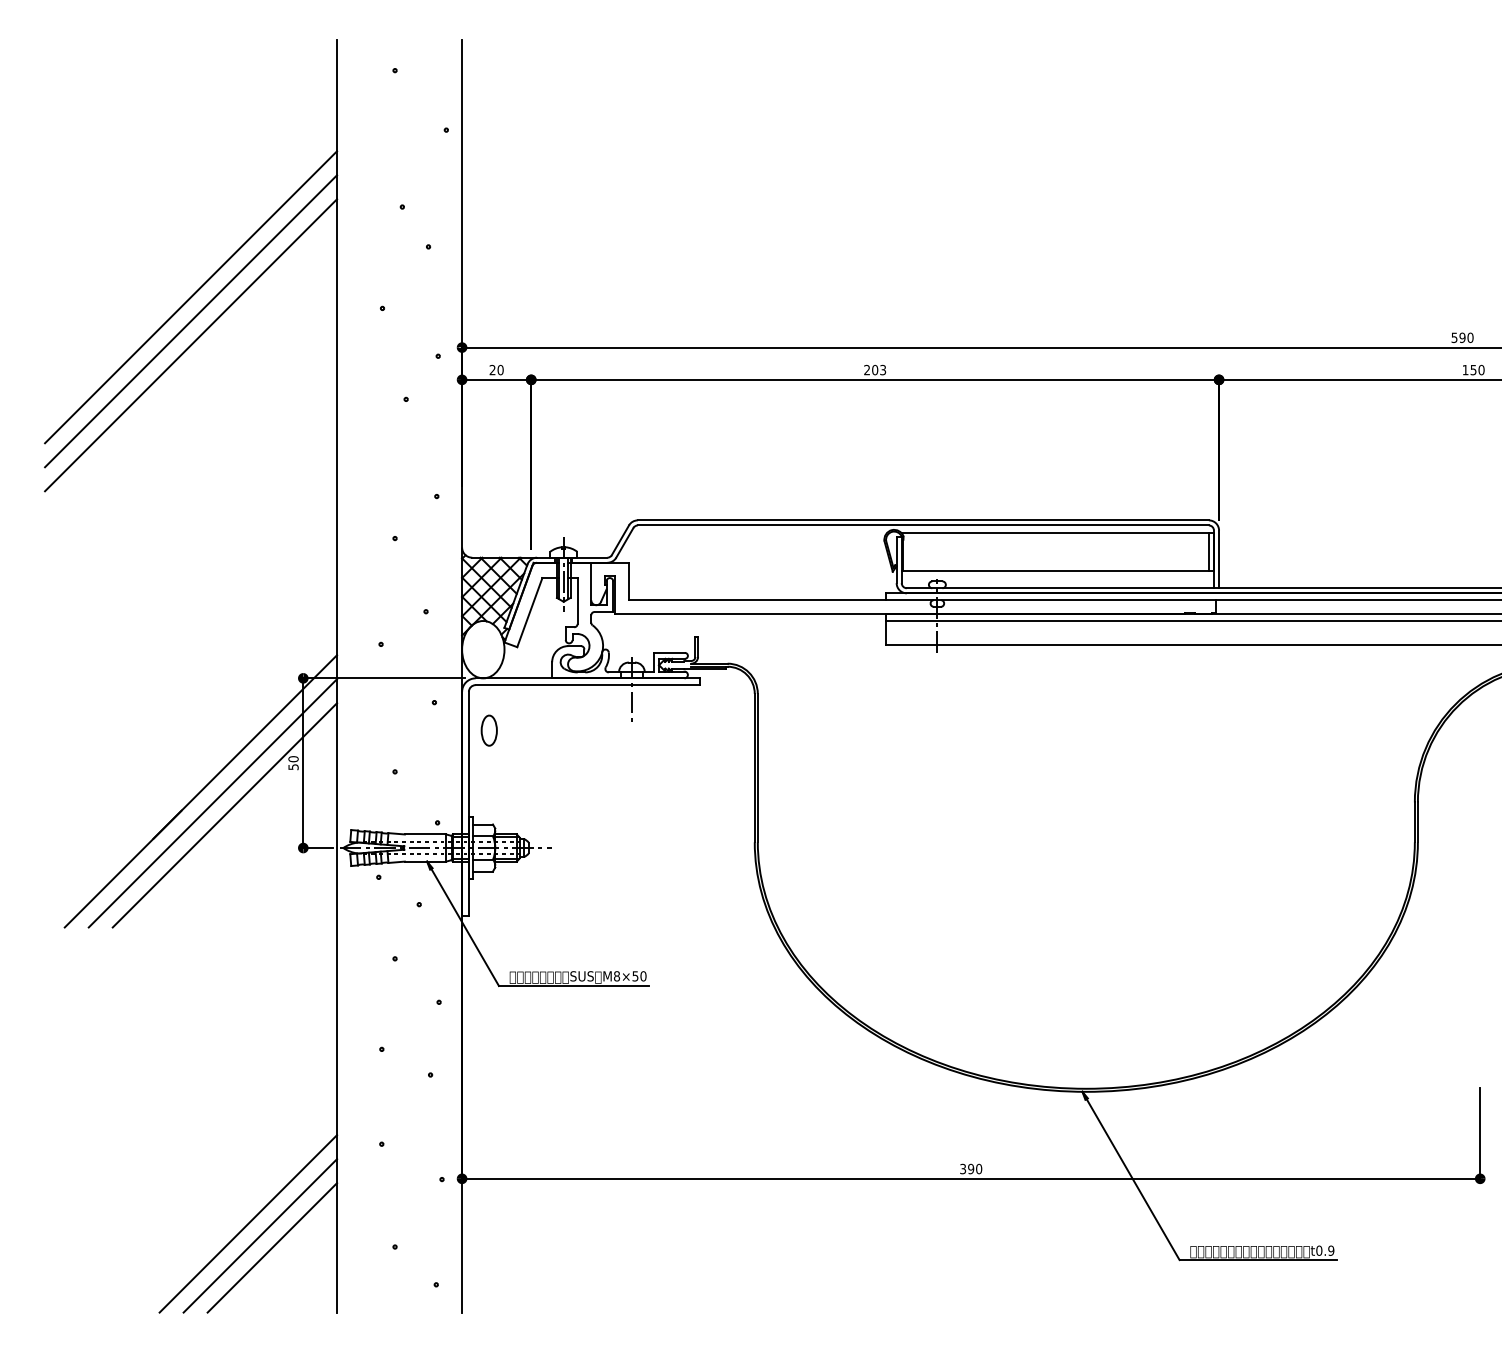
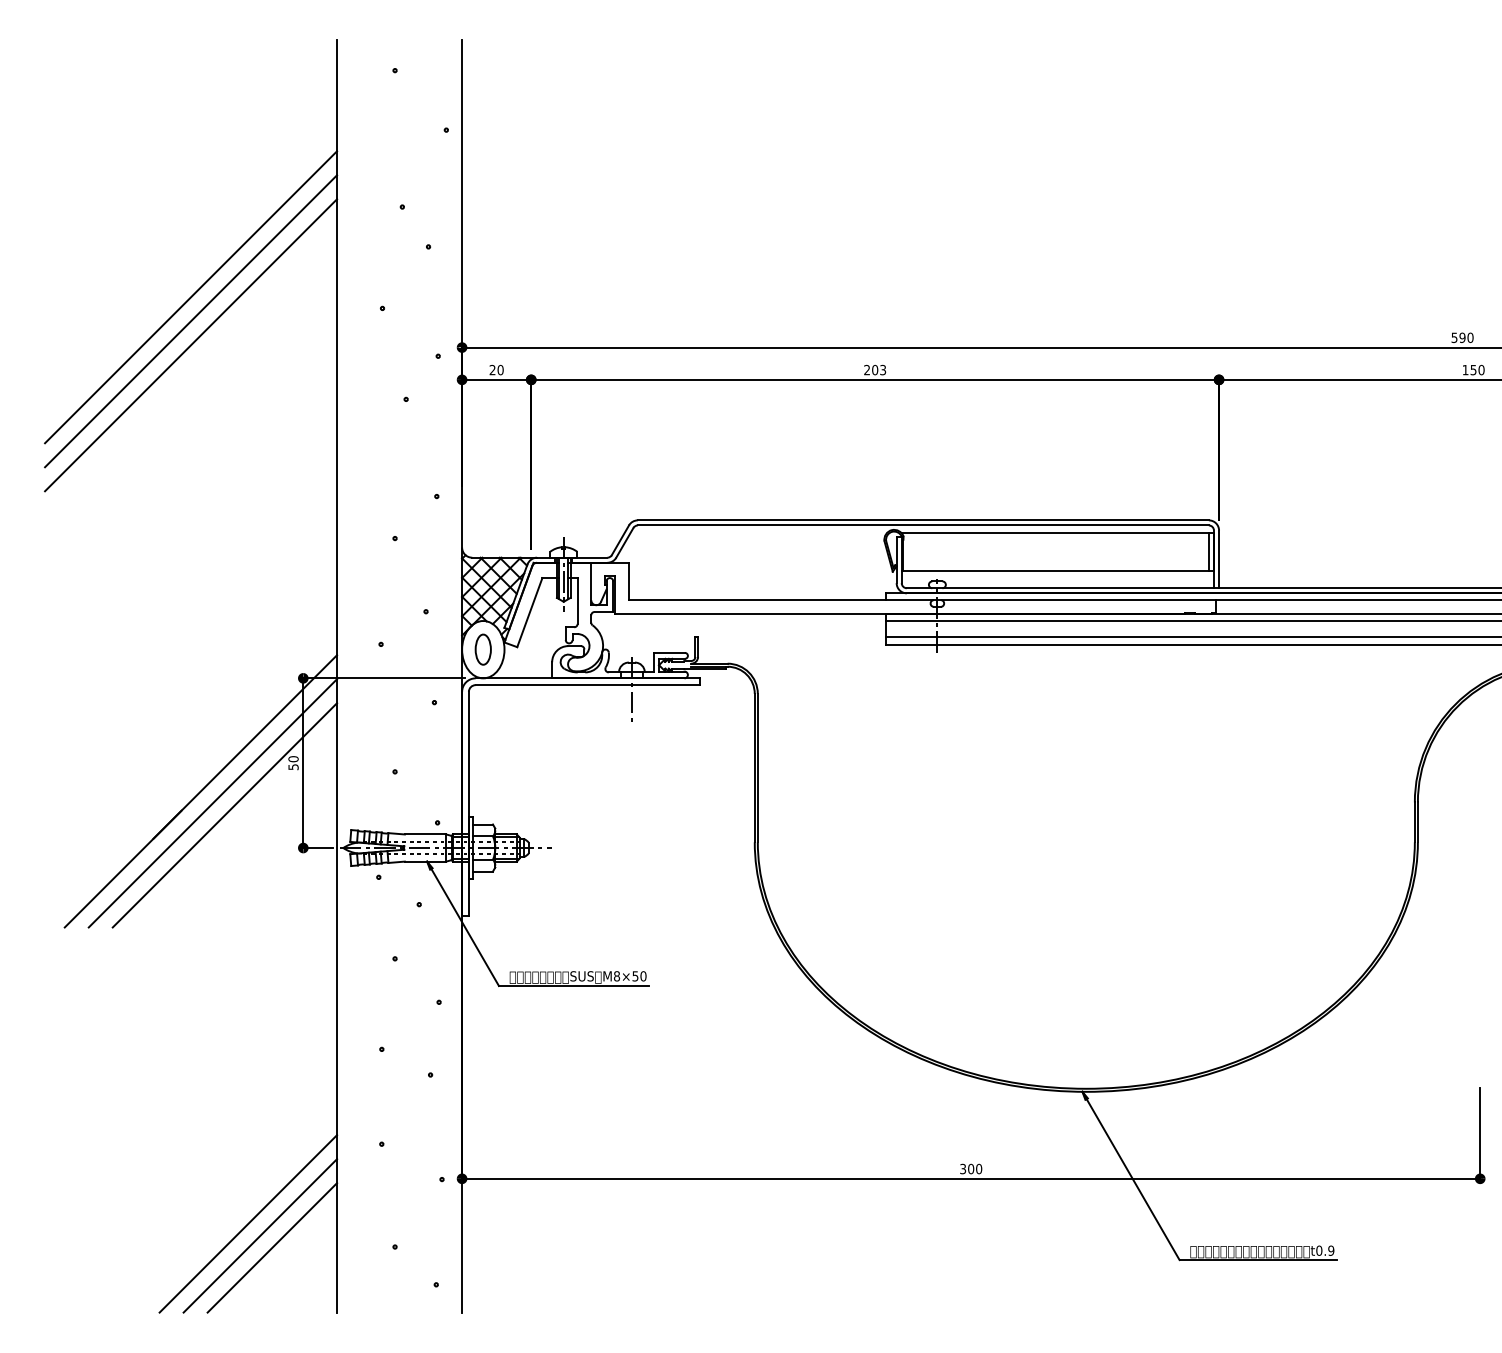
line: none -> present (1192, 637)
part position: (488, 730) -> (482, 649) (482, 649)
text: 390 -> 300 (970, 1169)
